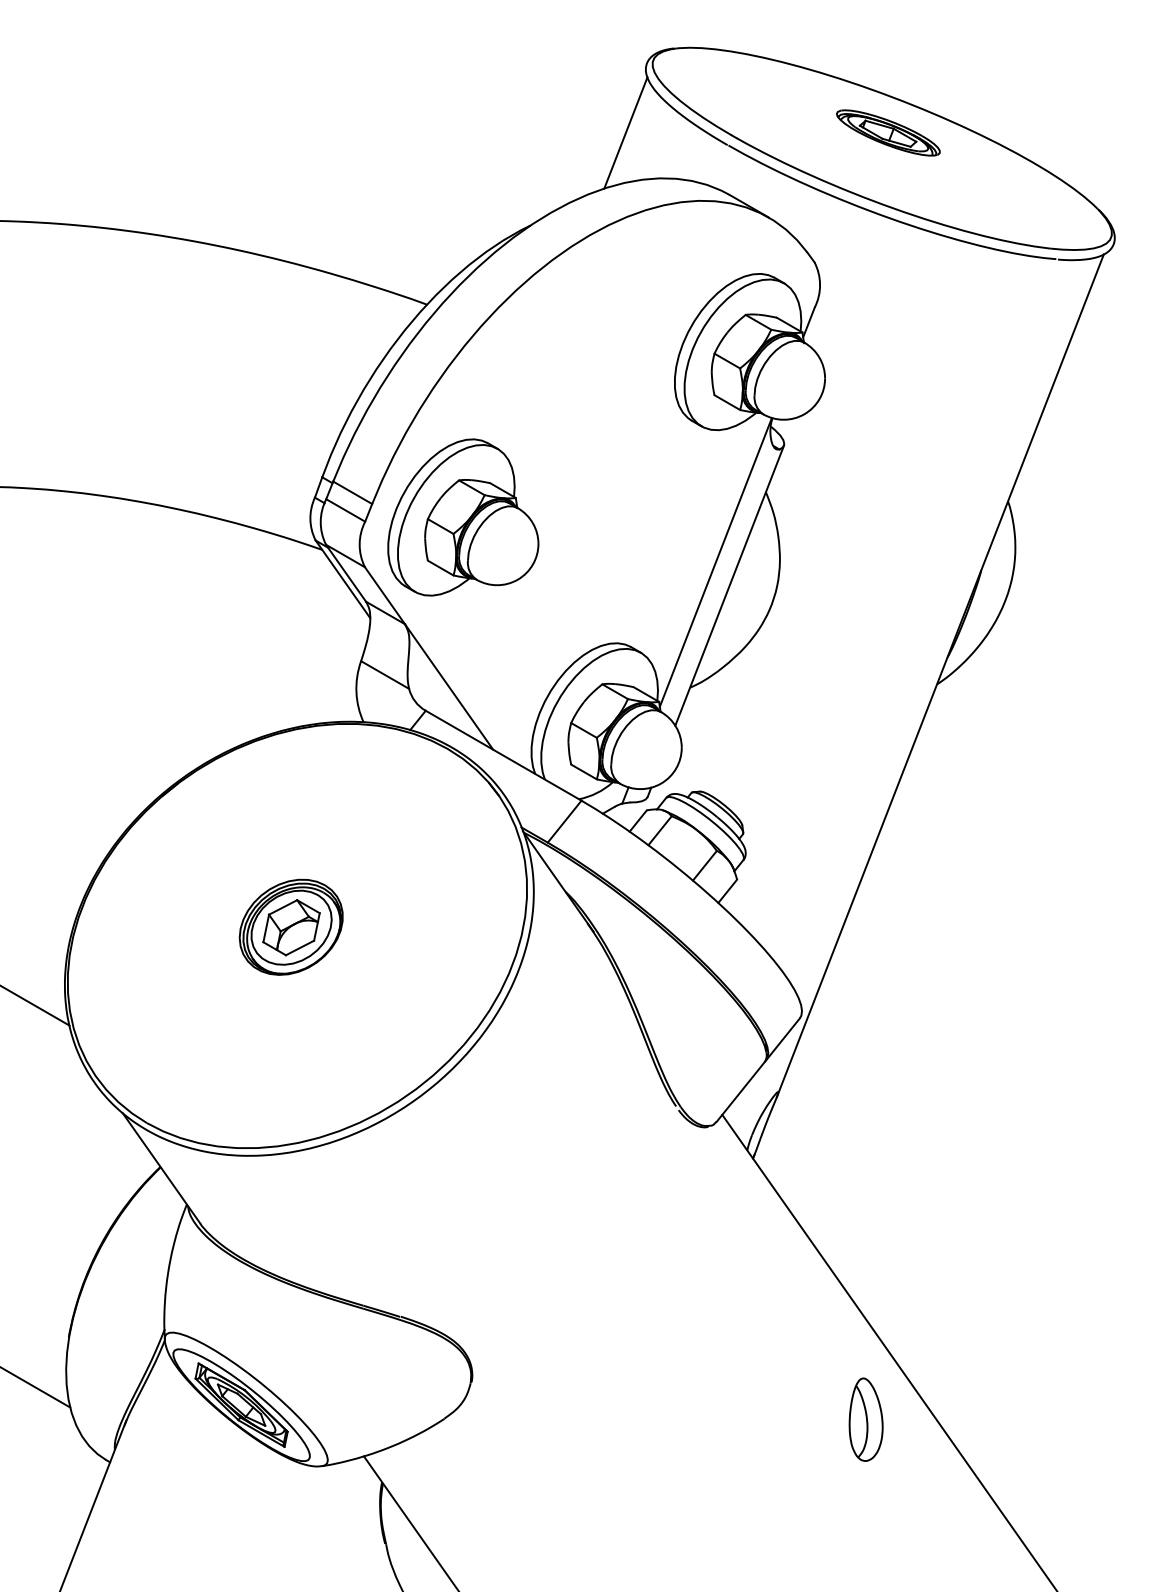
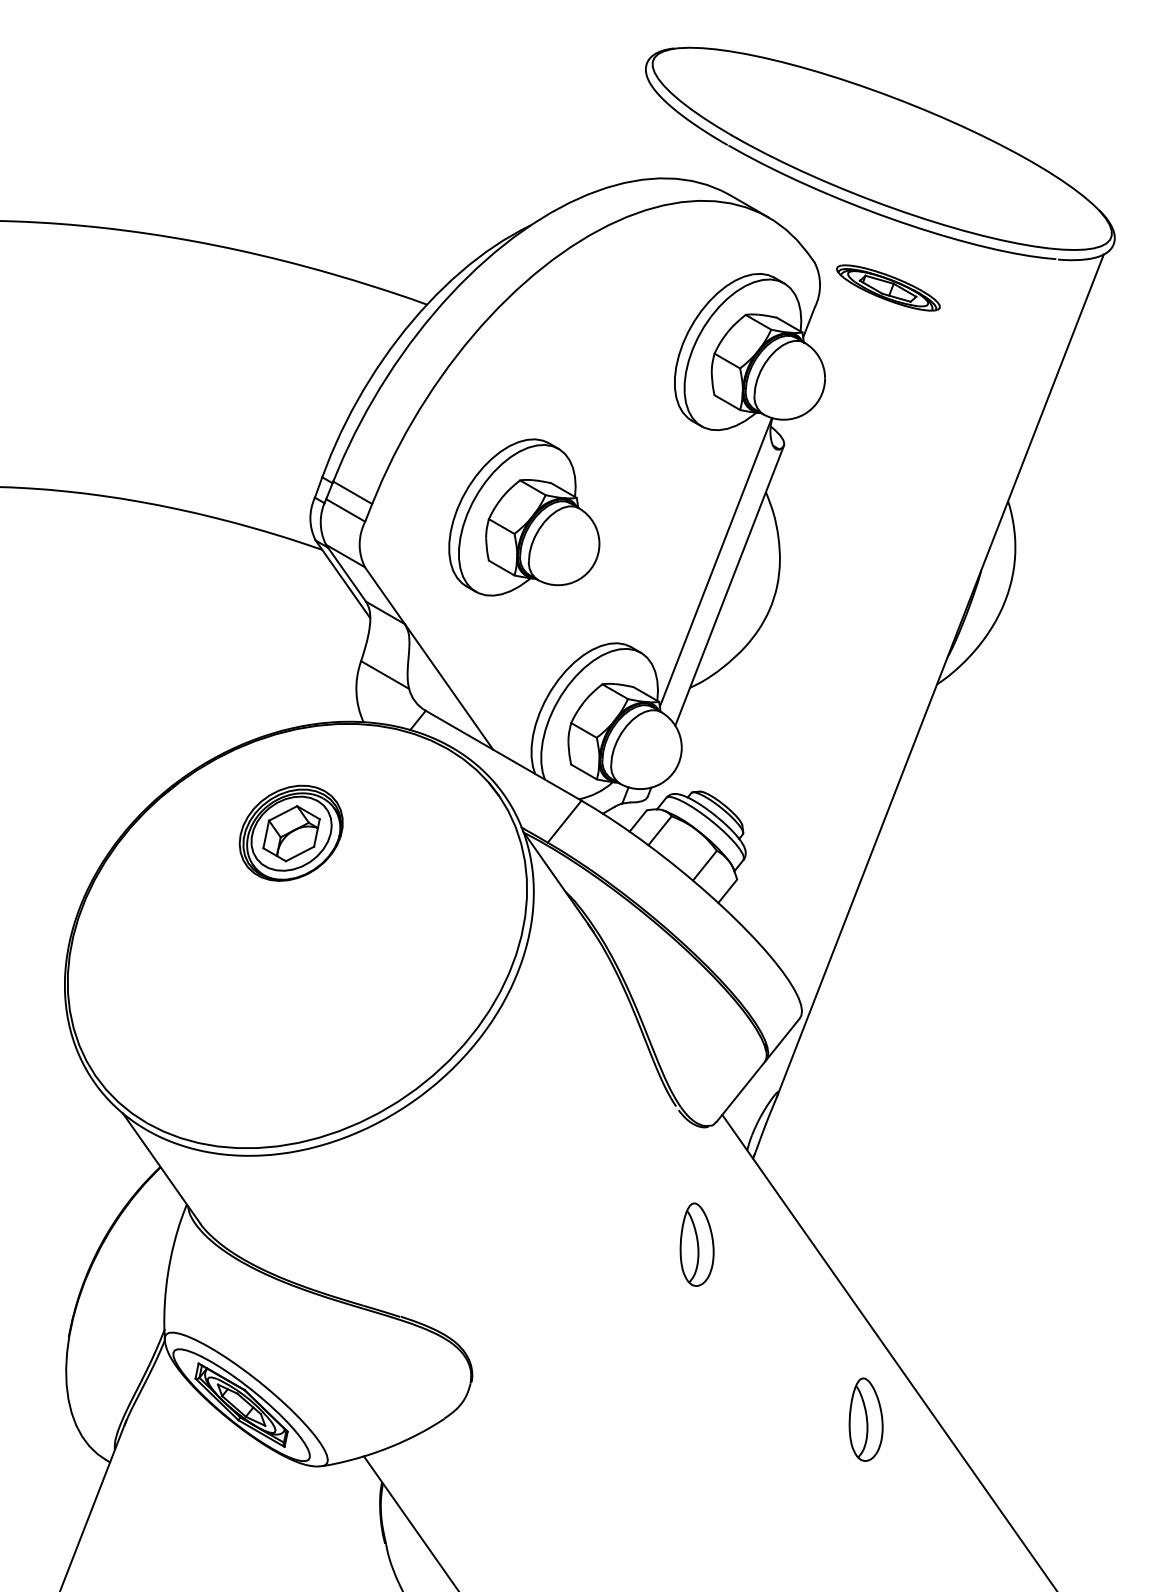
line: present -> none (625, 132)
part position: (888, 132) -> (888, 287) (888, 287)
part position: (463, 517) -> (524, 517) (524, 517)
part position: (290, 926) -> (290, 832) (290, 832)
line: present -> none (35, 1006)
part: none -> present (696, 1244)
line: present -> none (36, 1387)
